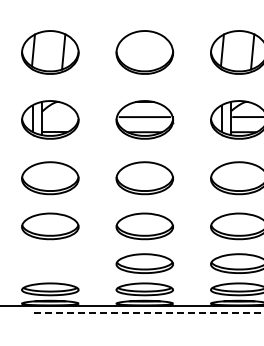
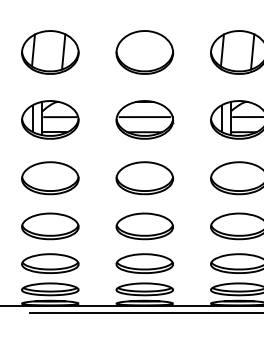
line: none -> present (60, 117)
part: none -> present (50, 263)
line: dashed -> solid (146, 312)
